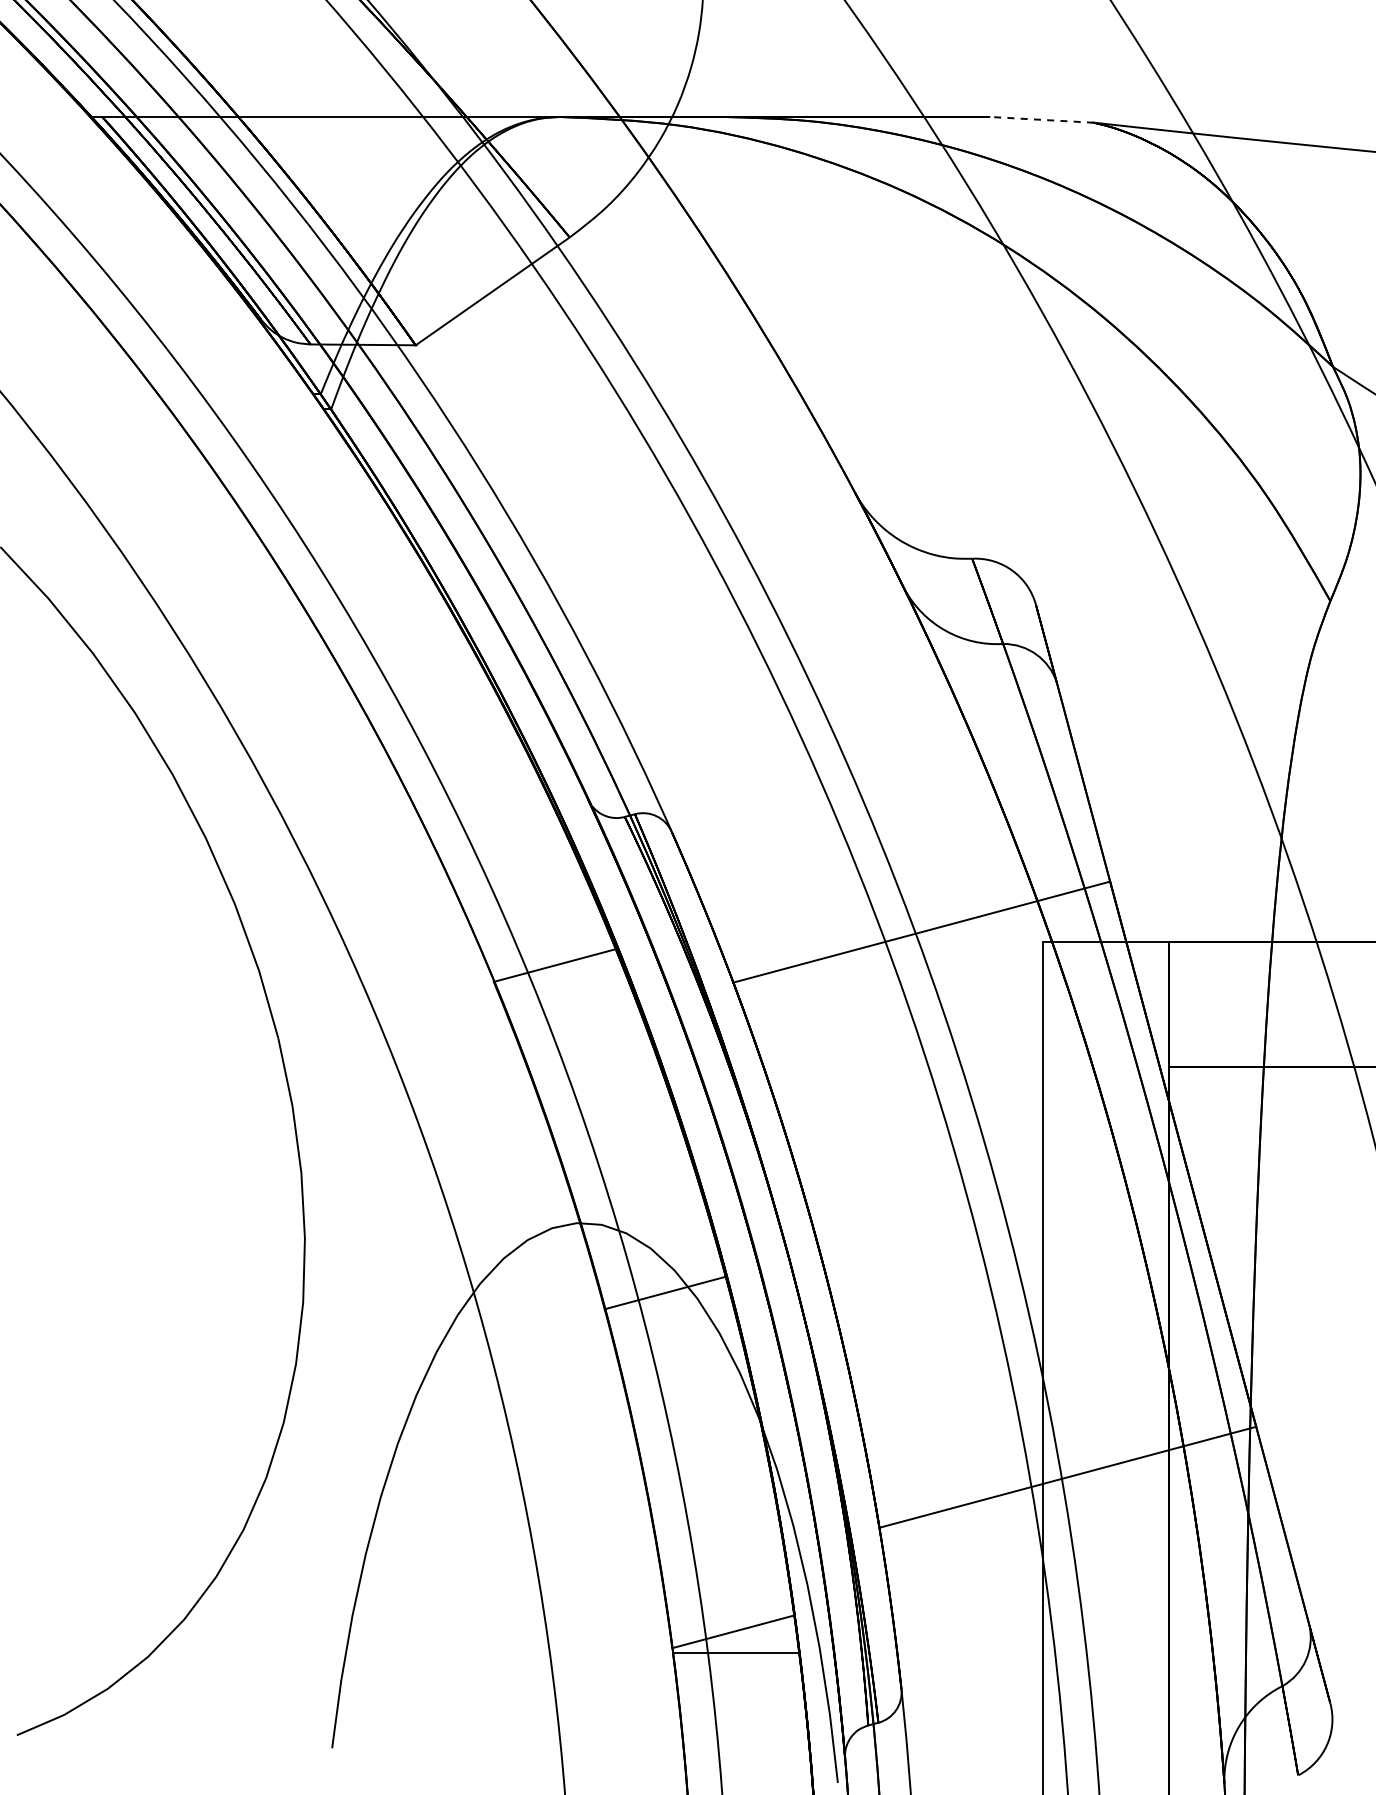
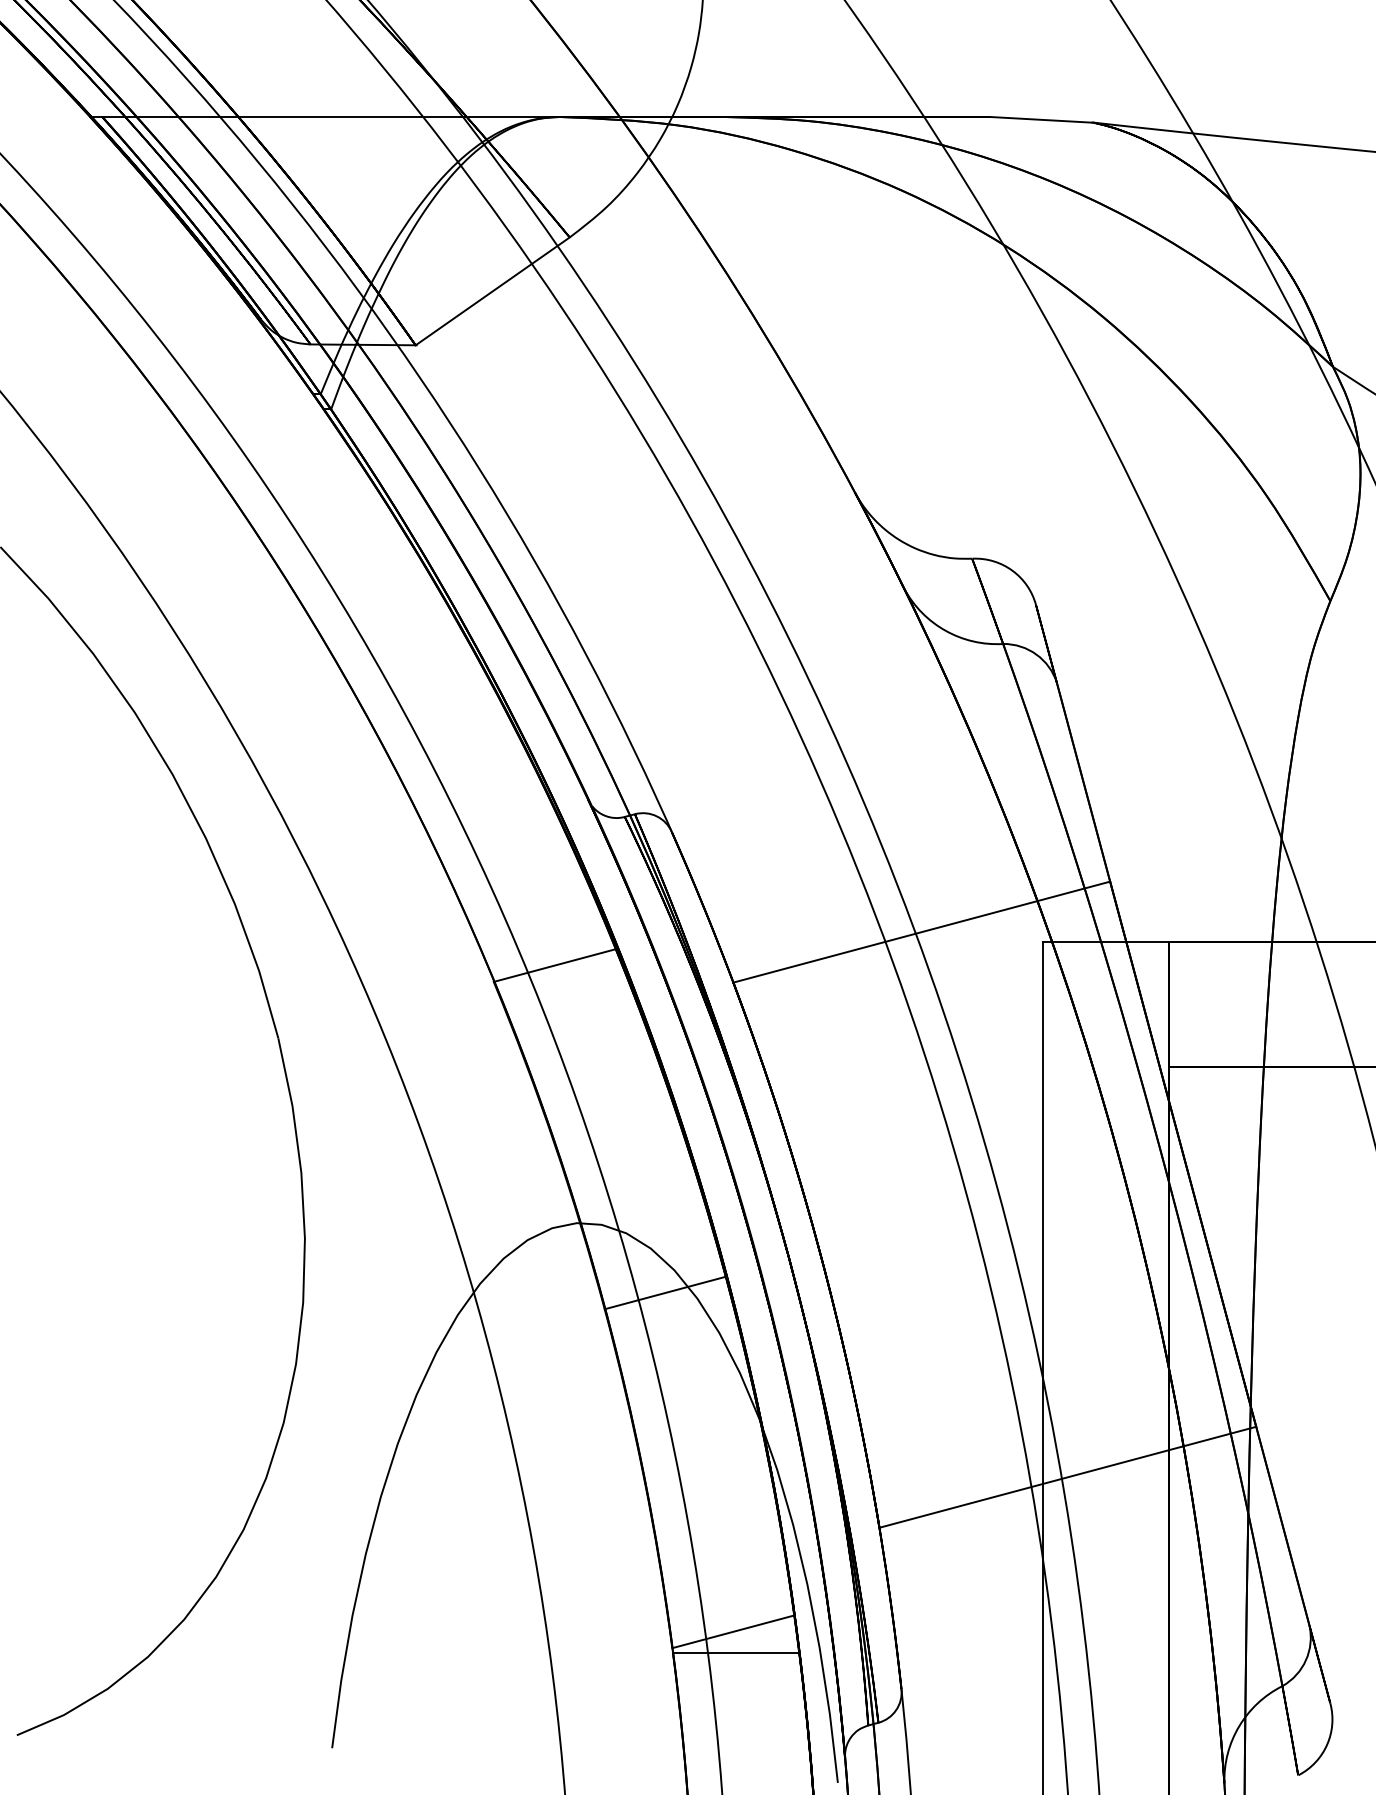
line: dashed -> solid (1042, 119)
